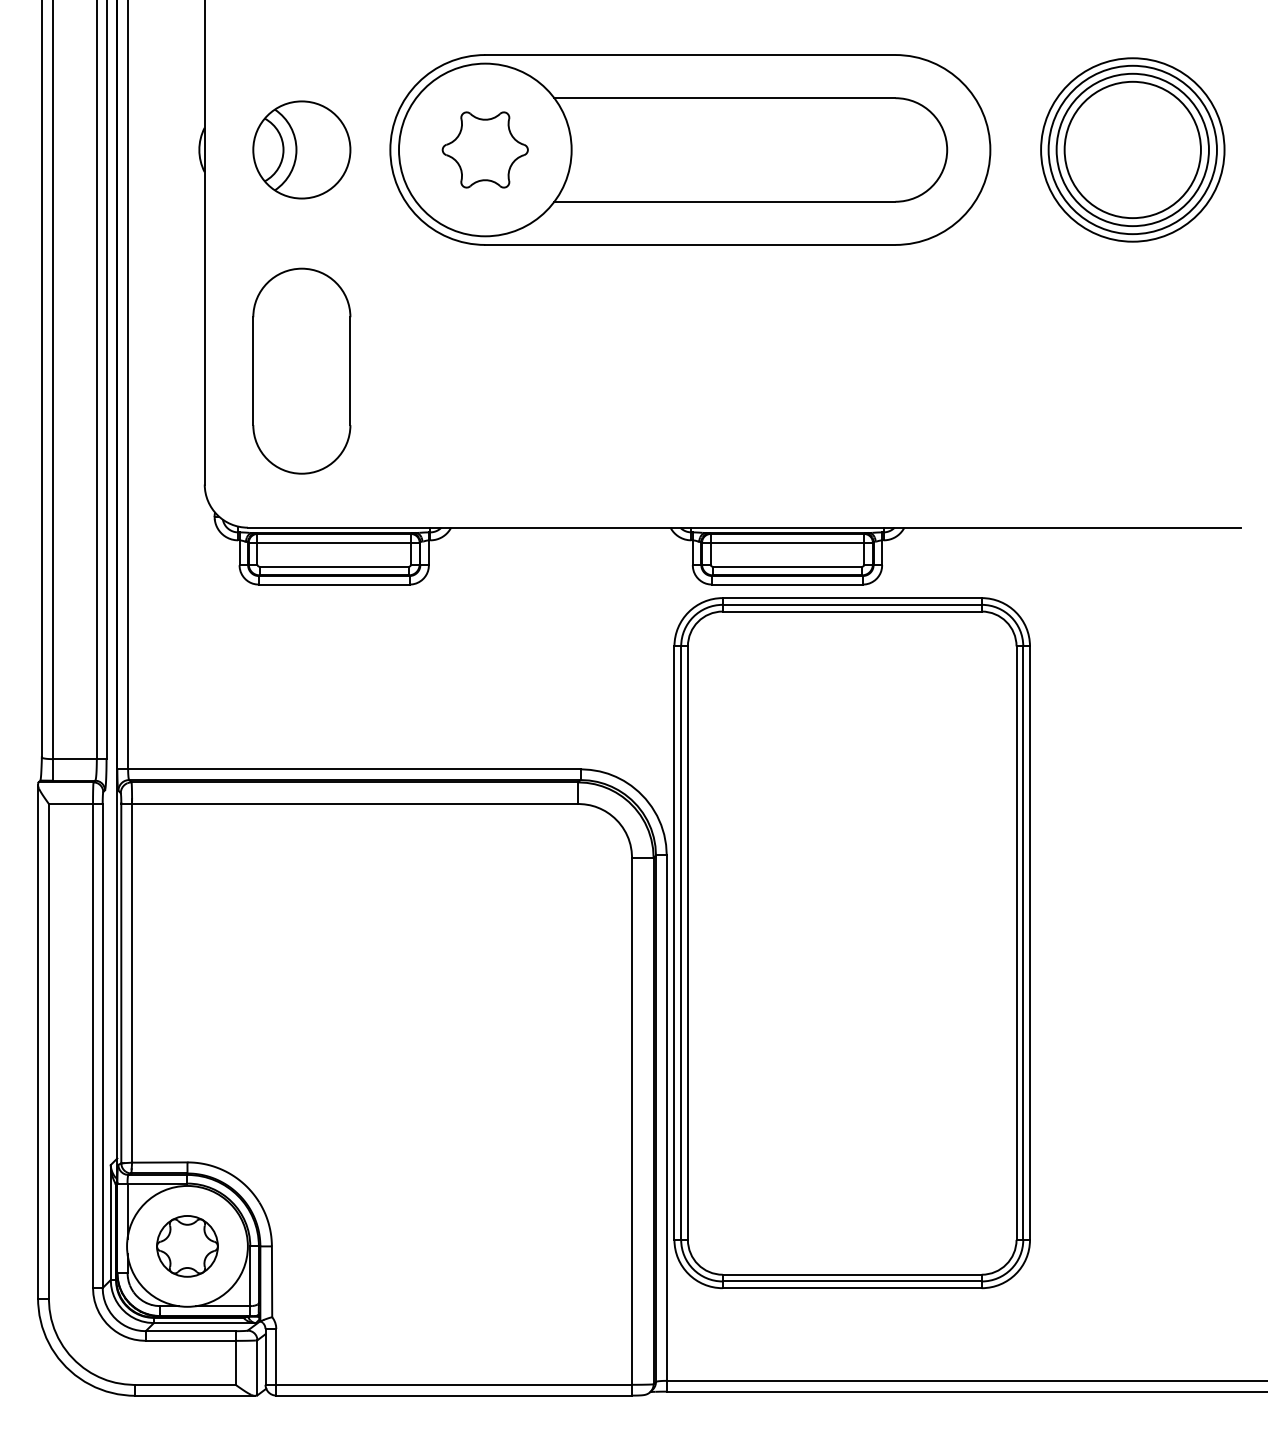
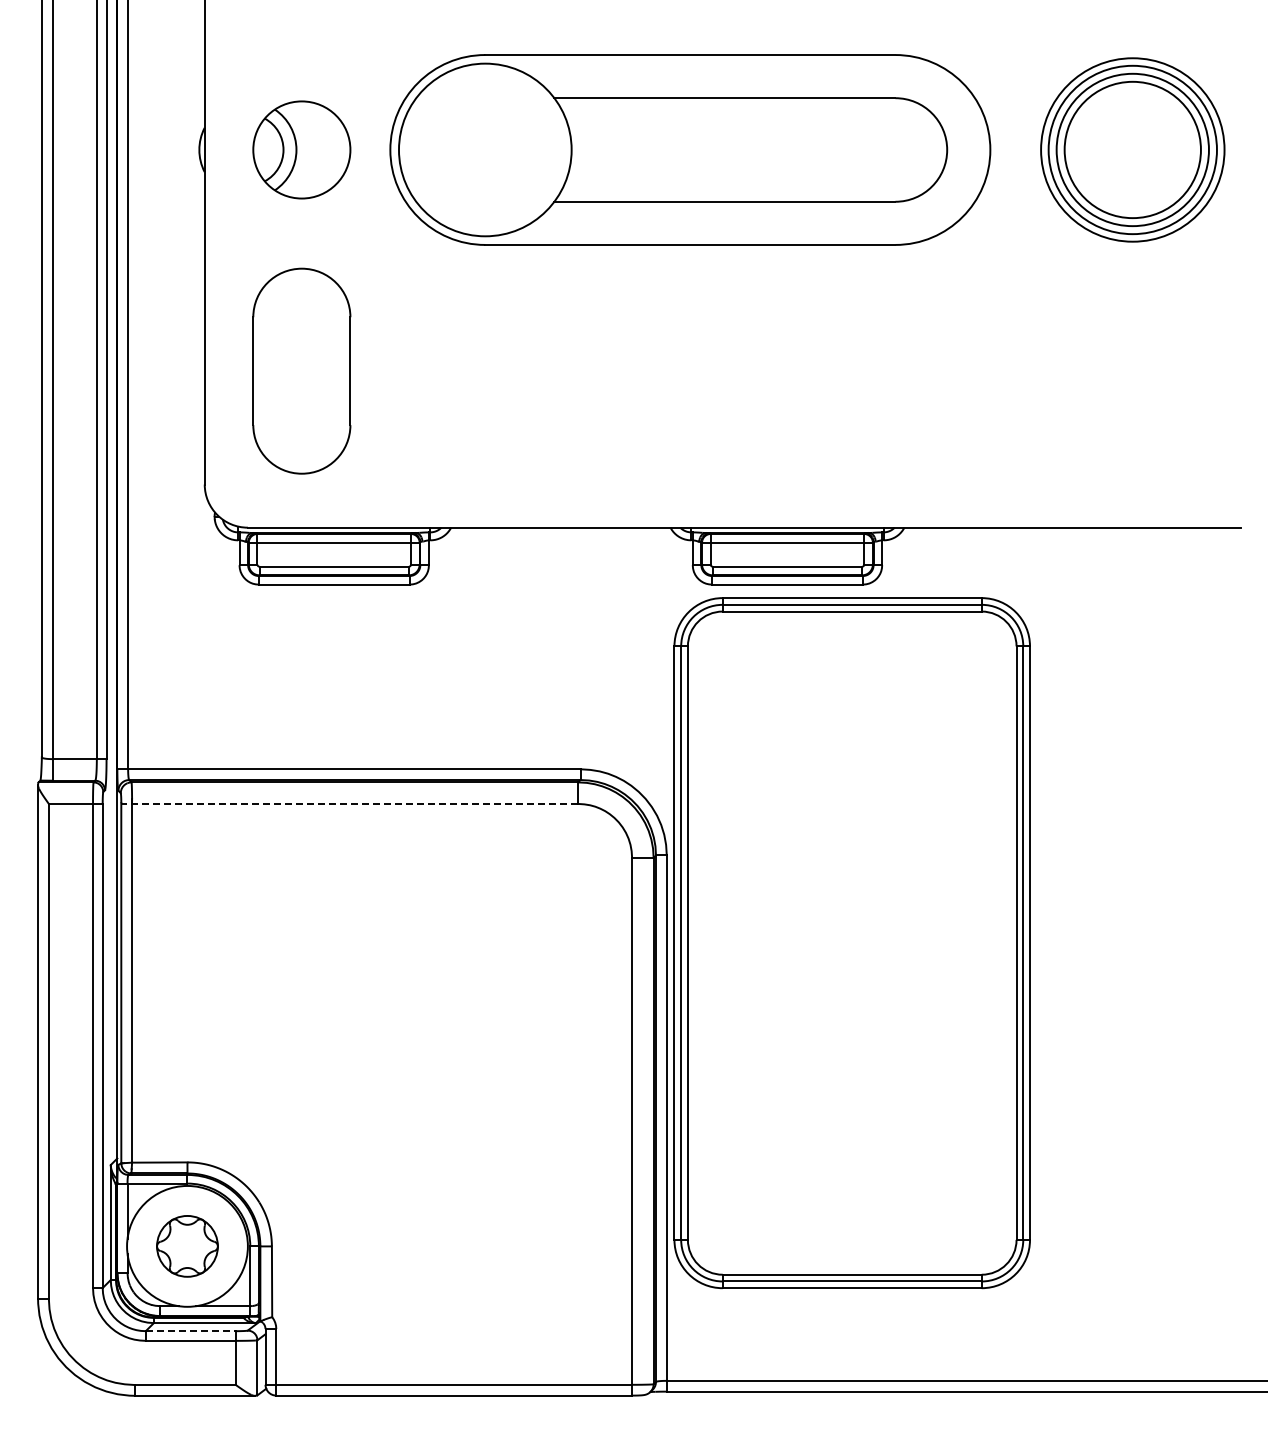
part: present -> none (484, 149)
line: solid -> dashed (349, 803)
line: solid -> dashed (191, 1331)
